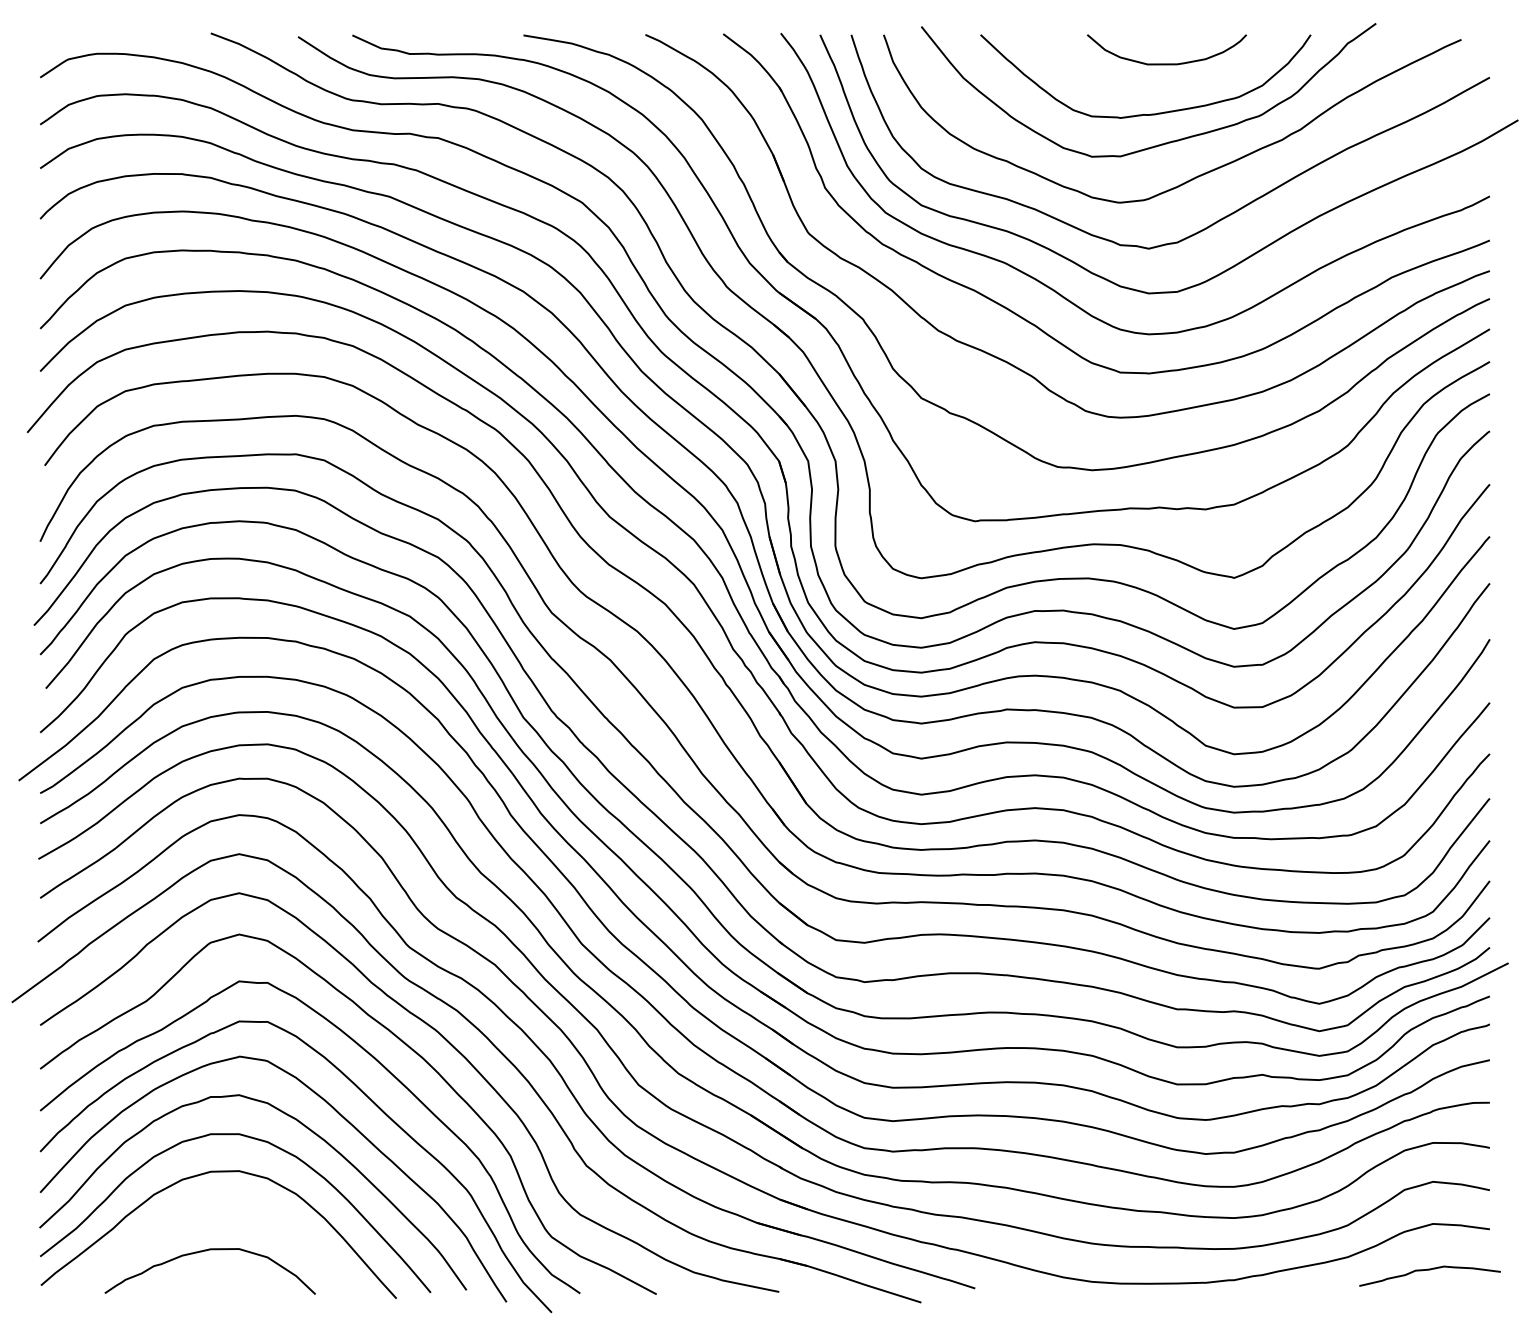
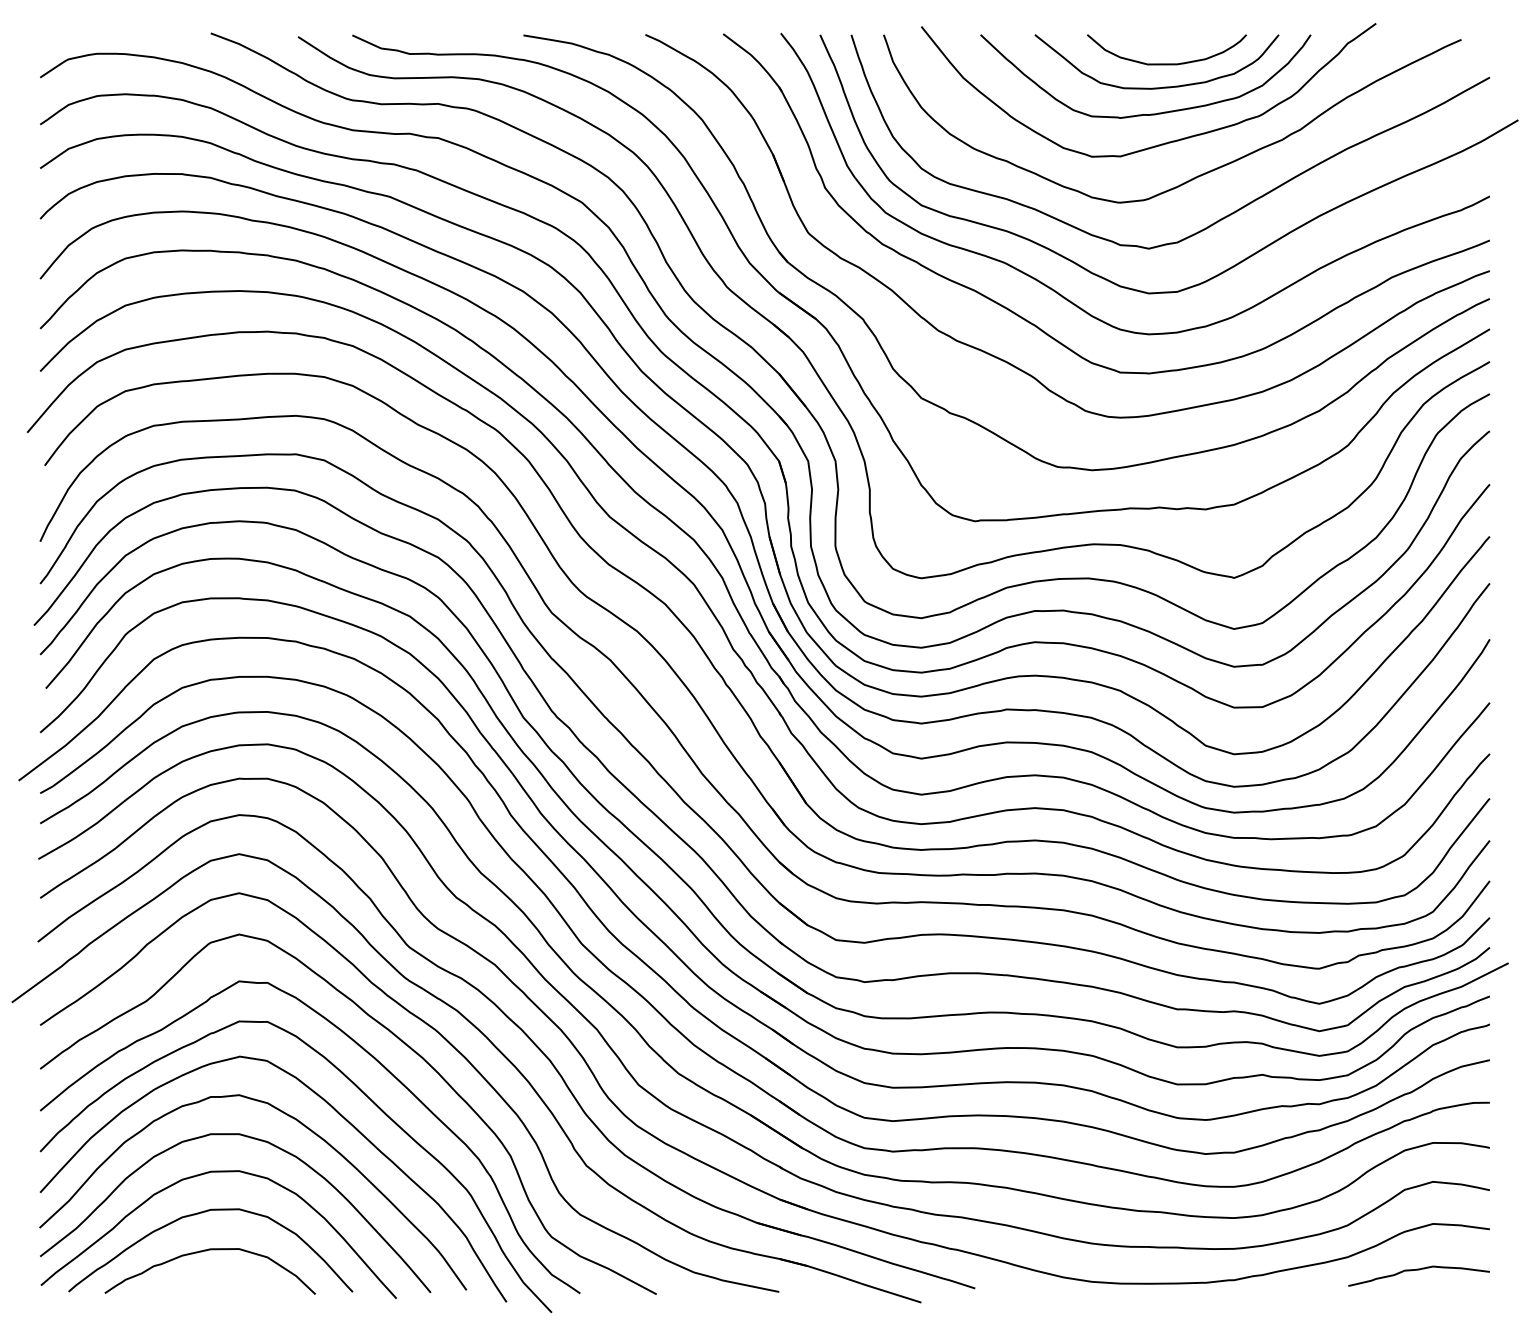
curve: none -> present (1163, 86)
curve: none -> present (202, 1213)
curve position: (1429, 1270) -> (1418, 1270) (1418, 1270)
